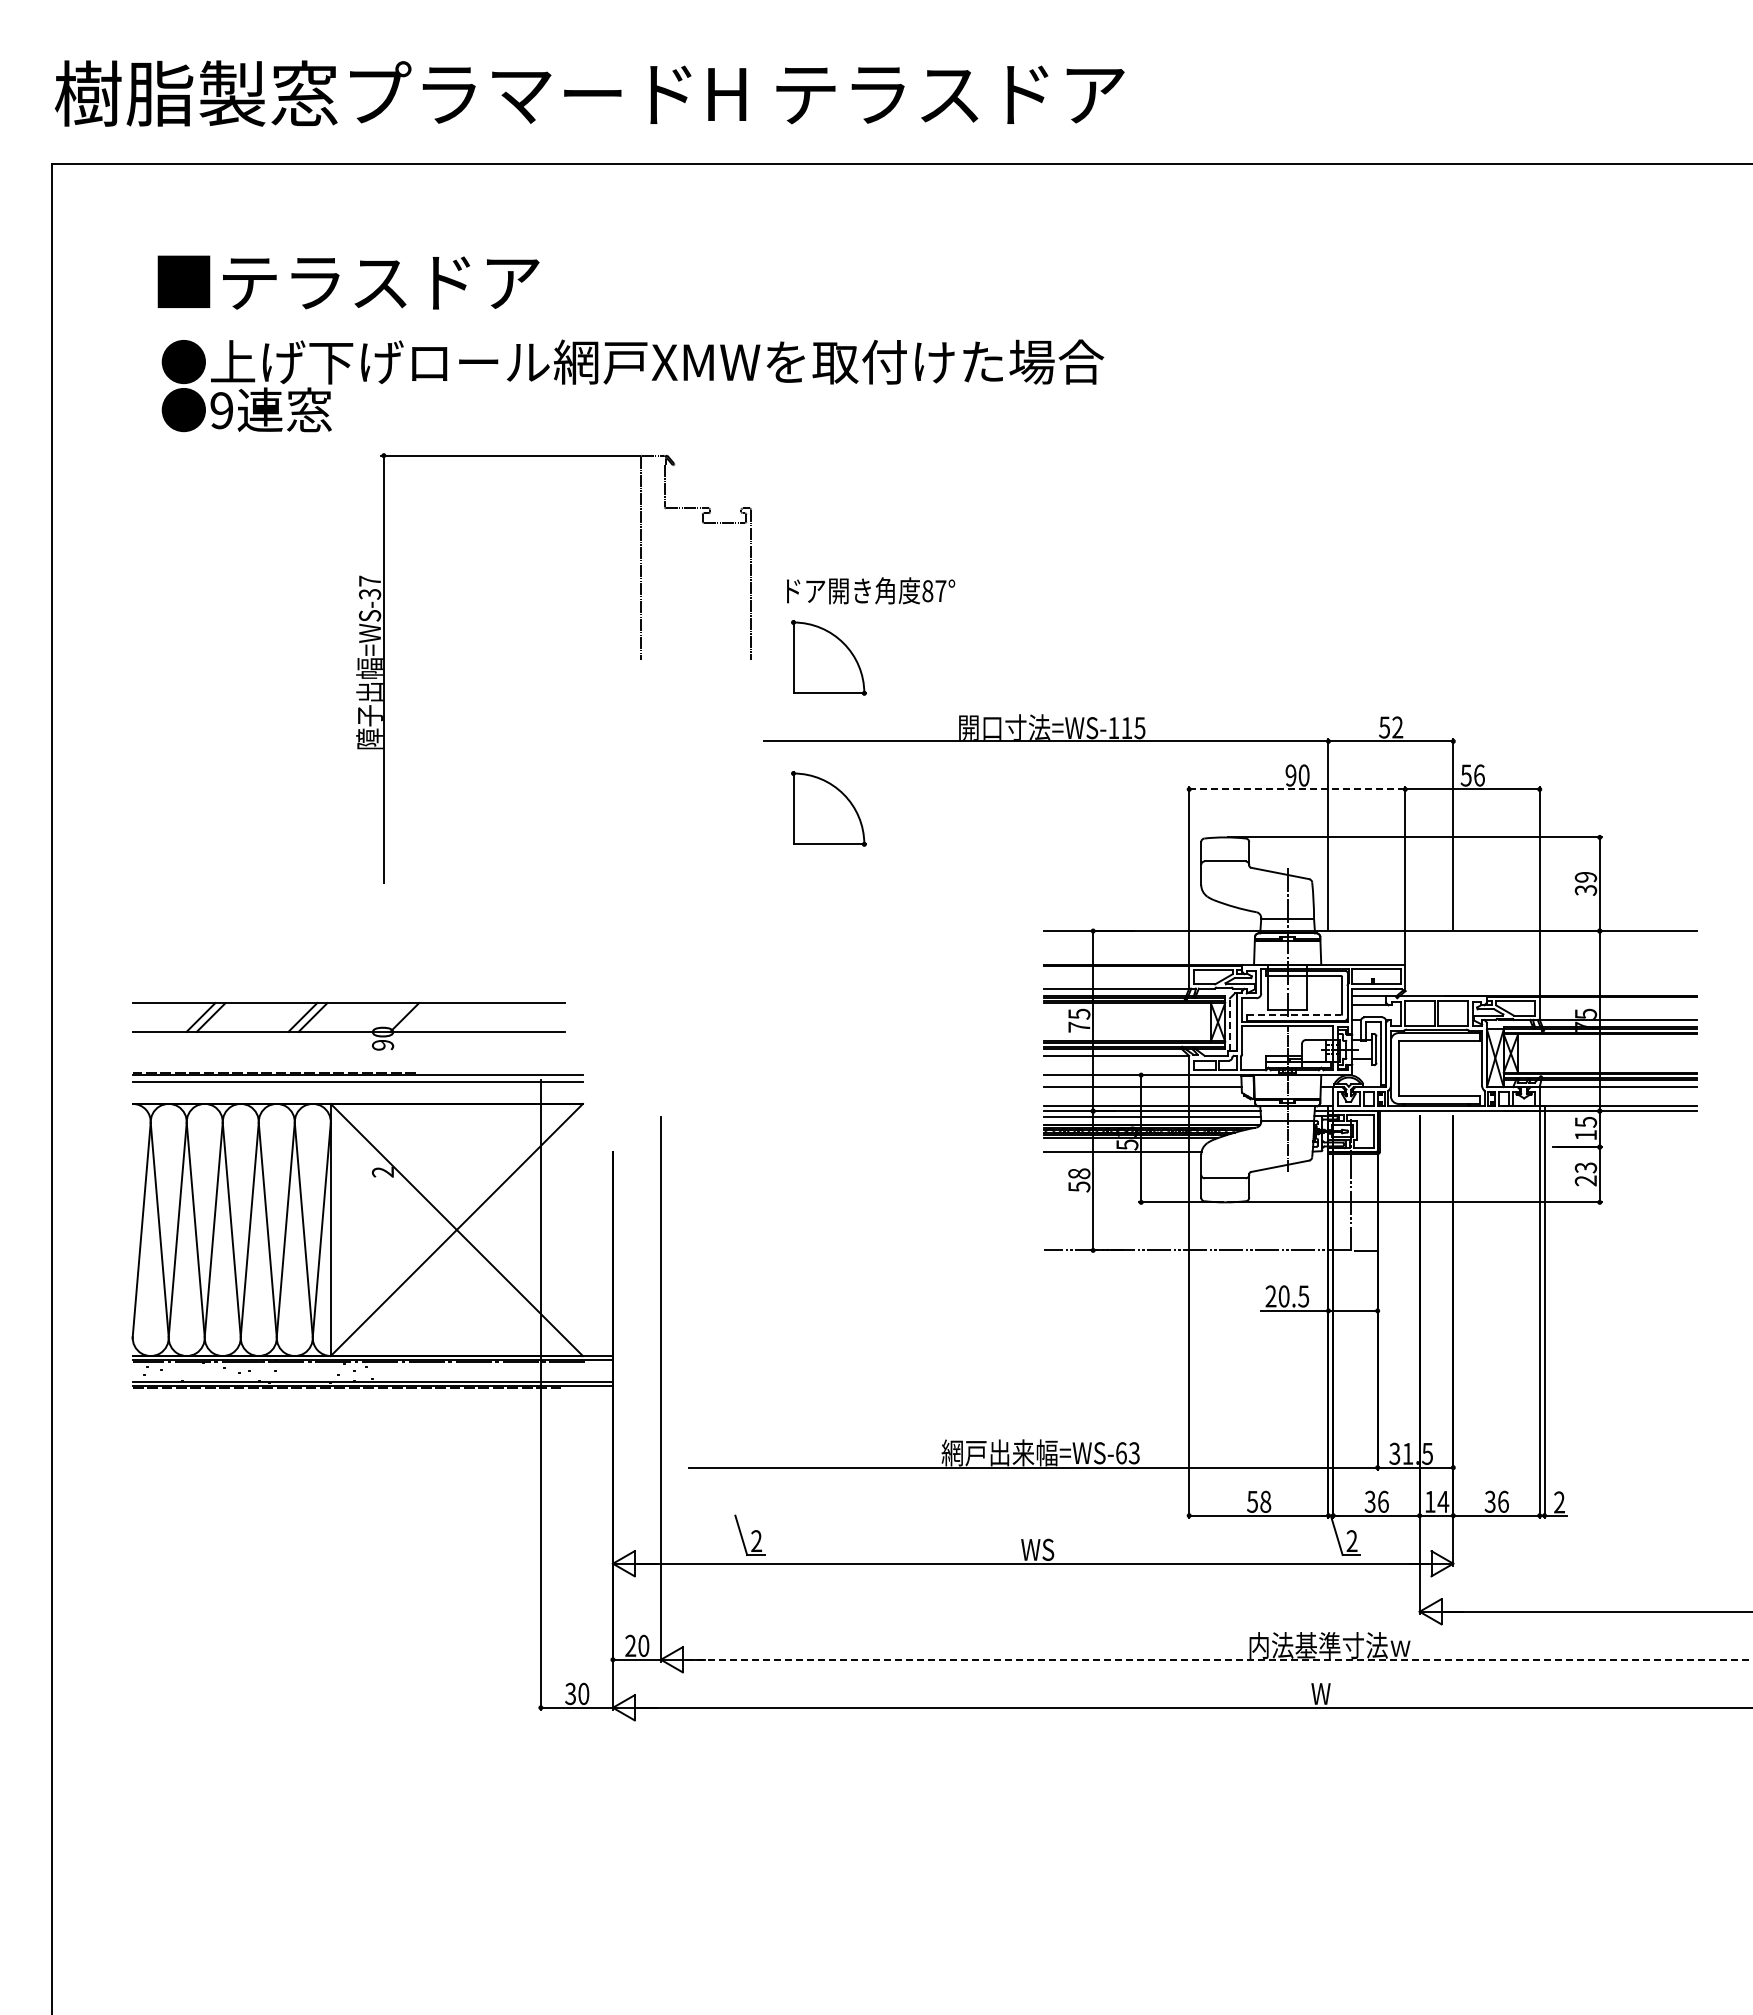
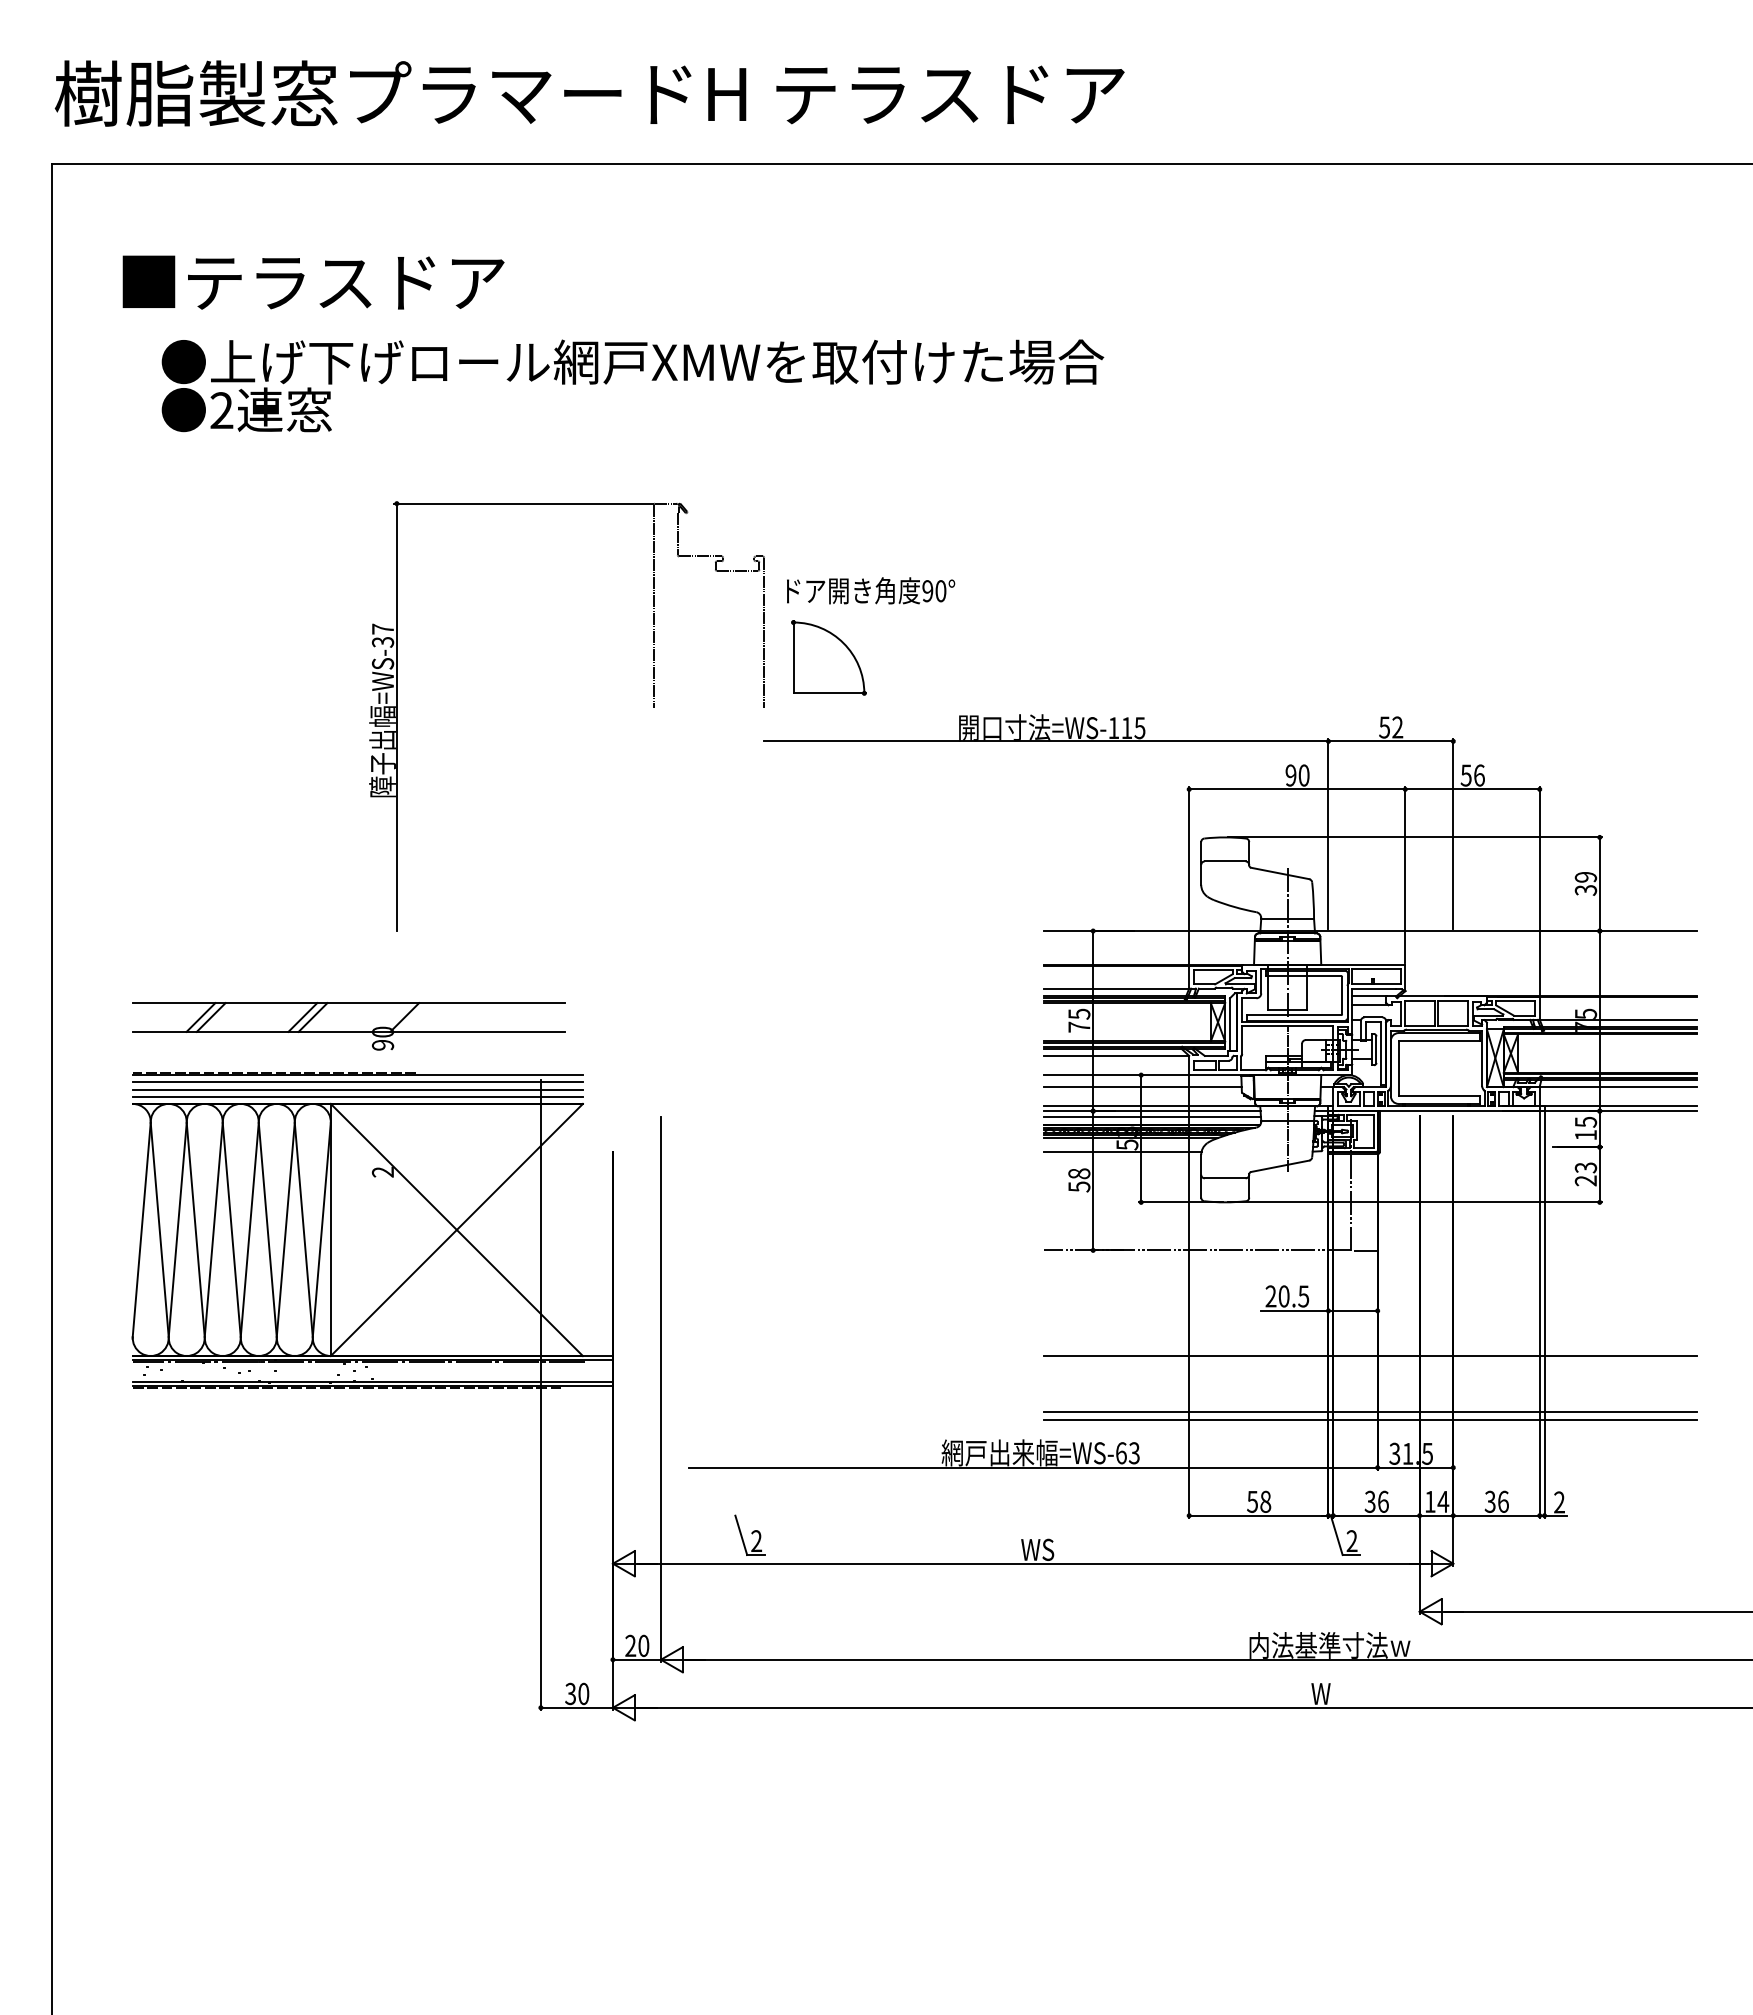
text position: (348, 282) -> (313, 282) (313, 282)
text: 9 -> 2 (221, 410)
text: 87° -> 90° (934, 591)
part position: (640, 659) -> (653, 707) (653, 707)
line: dashed -> solid (1296, 789)
part: present -> none (828, 808)
line: dashed -> solid (1294, 1015)
line: dashed -> solid (1230, 1024)
line: none -> present (357, 1089)
line: none -> present (357, 1096)
line: none -> present (1370, 1356)
line: none -> present (1370, 1412)
line: none -> present (1370, 1419)
line: dashed -> solid (1218, 1659)
